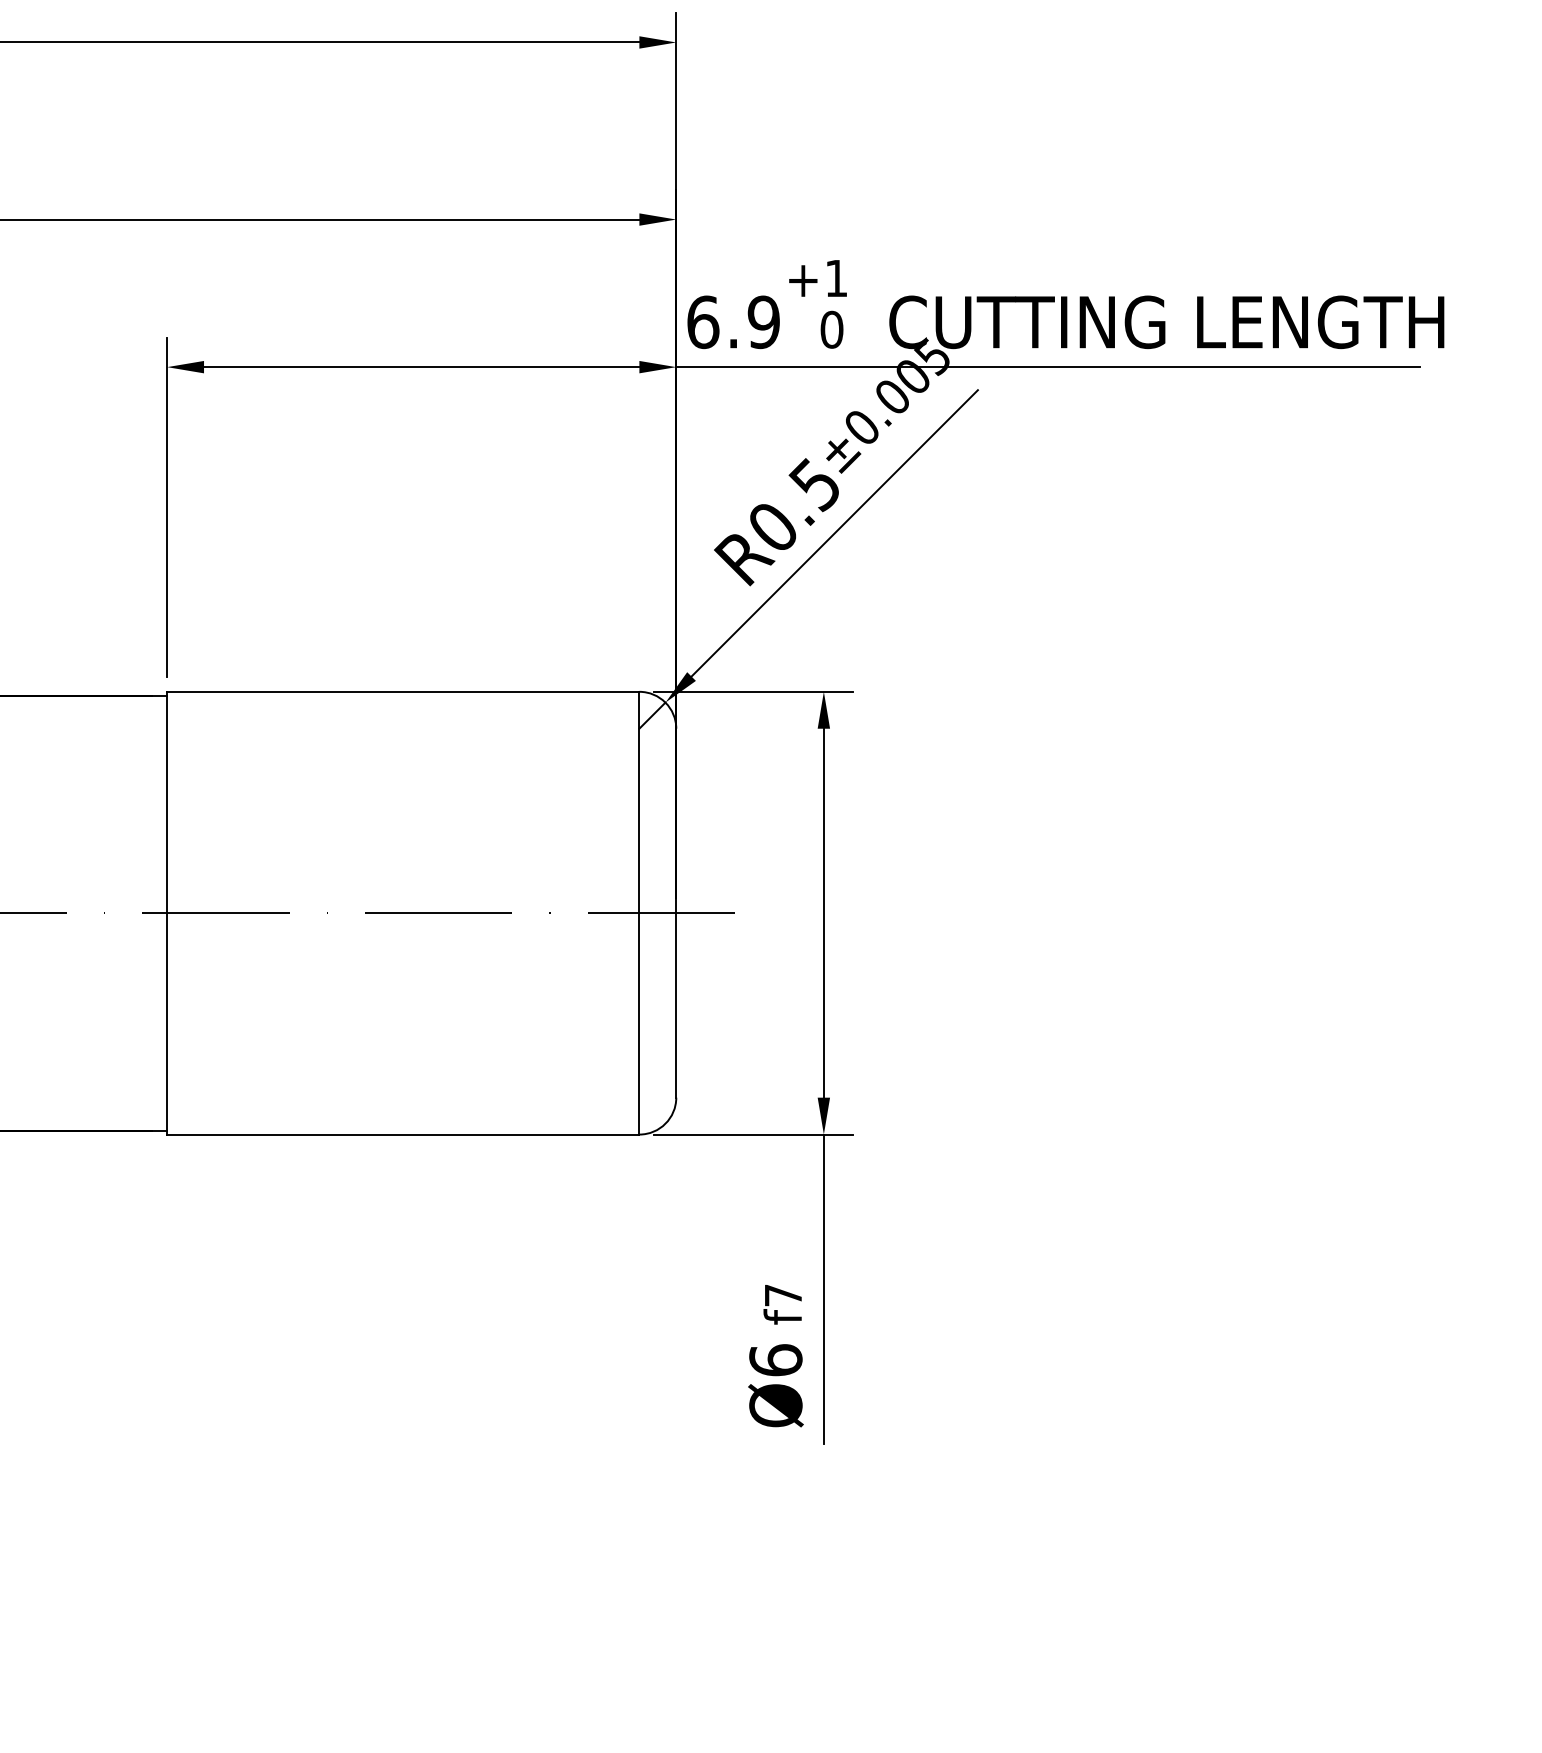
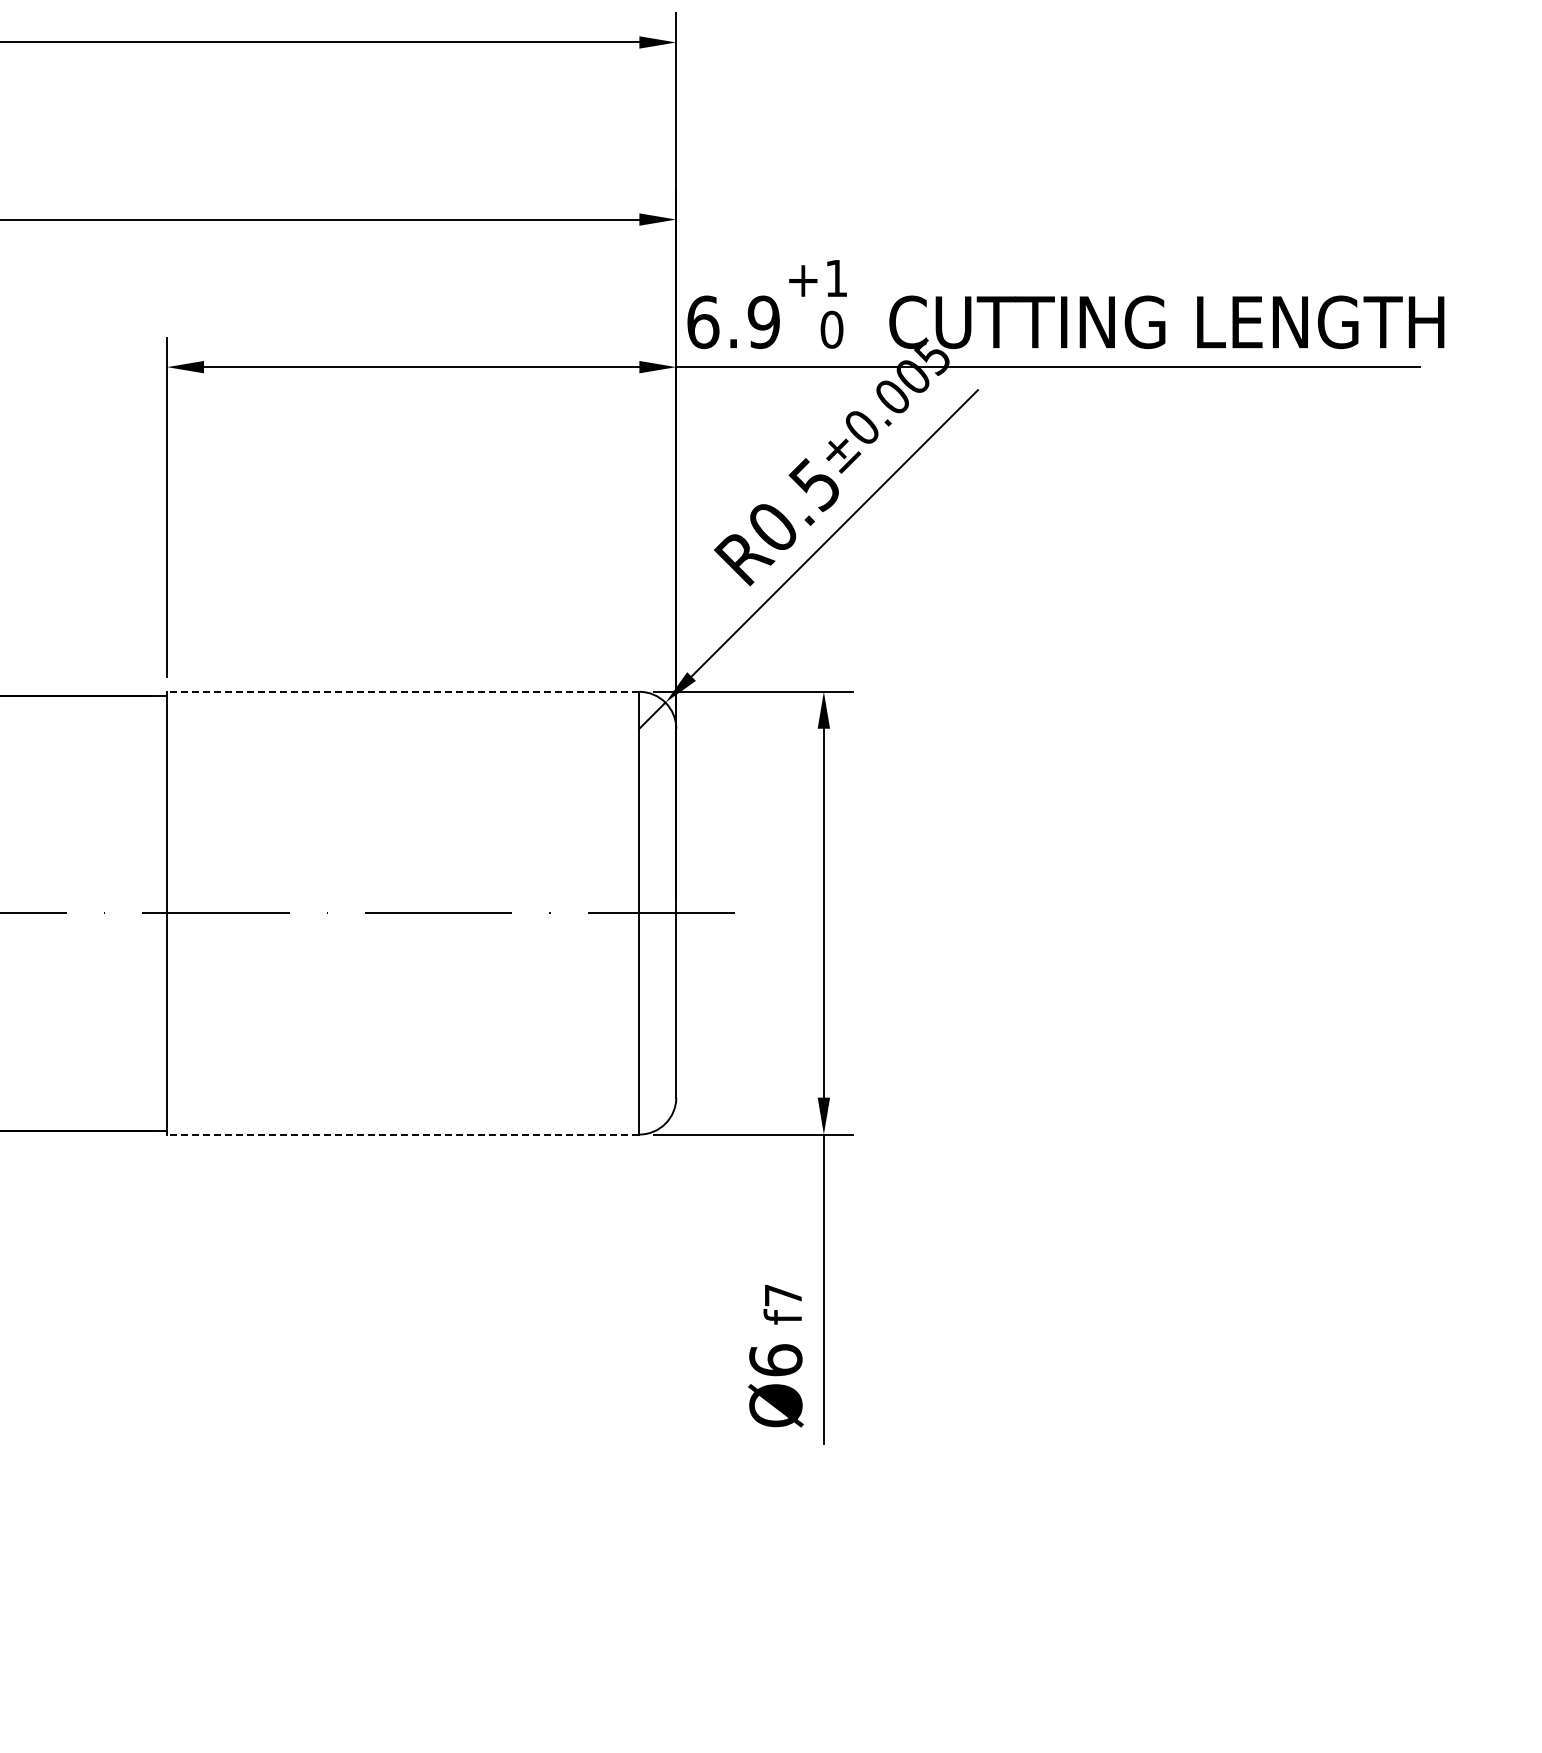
line: solid -> dashed (402, 691)
line: solid -> dashed (402, 1134)
